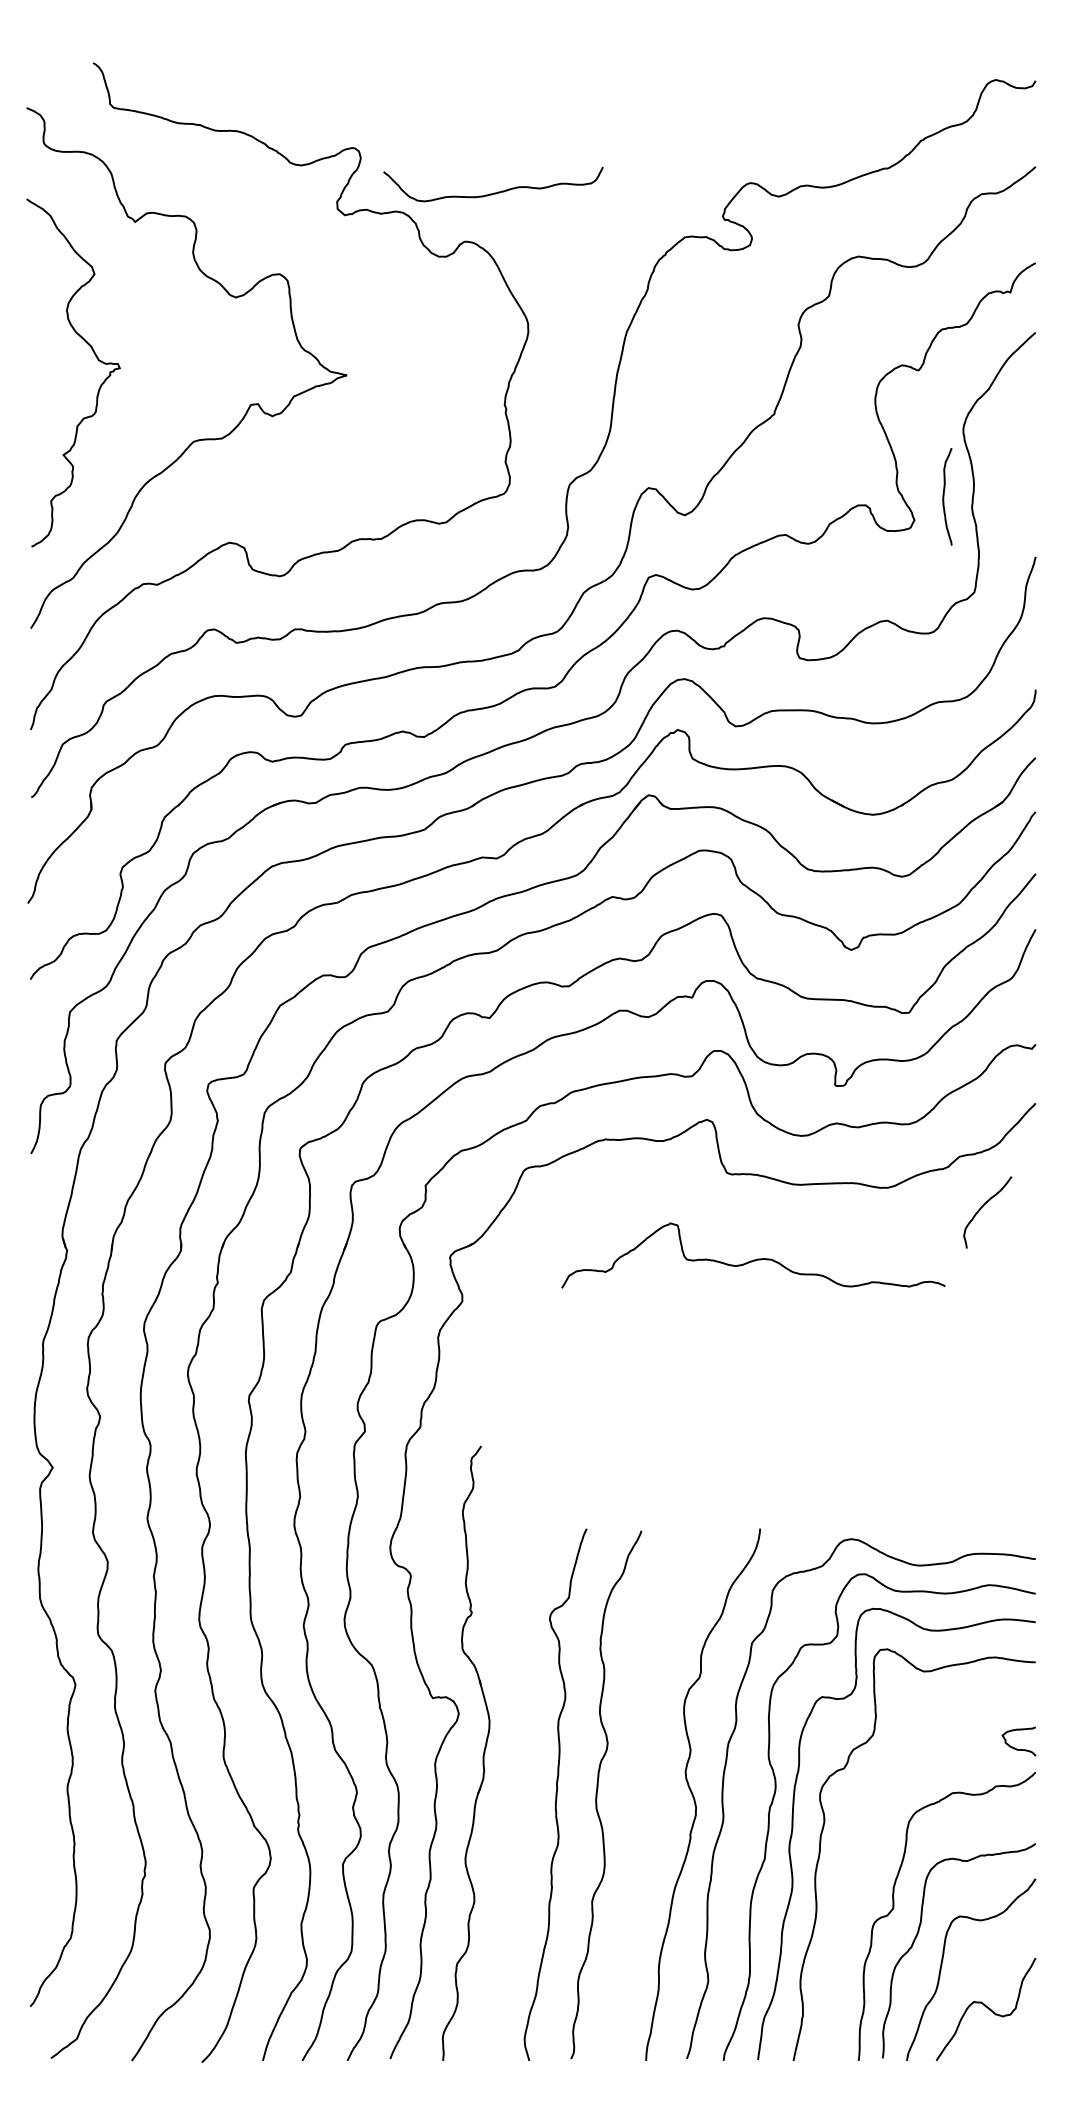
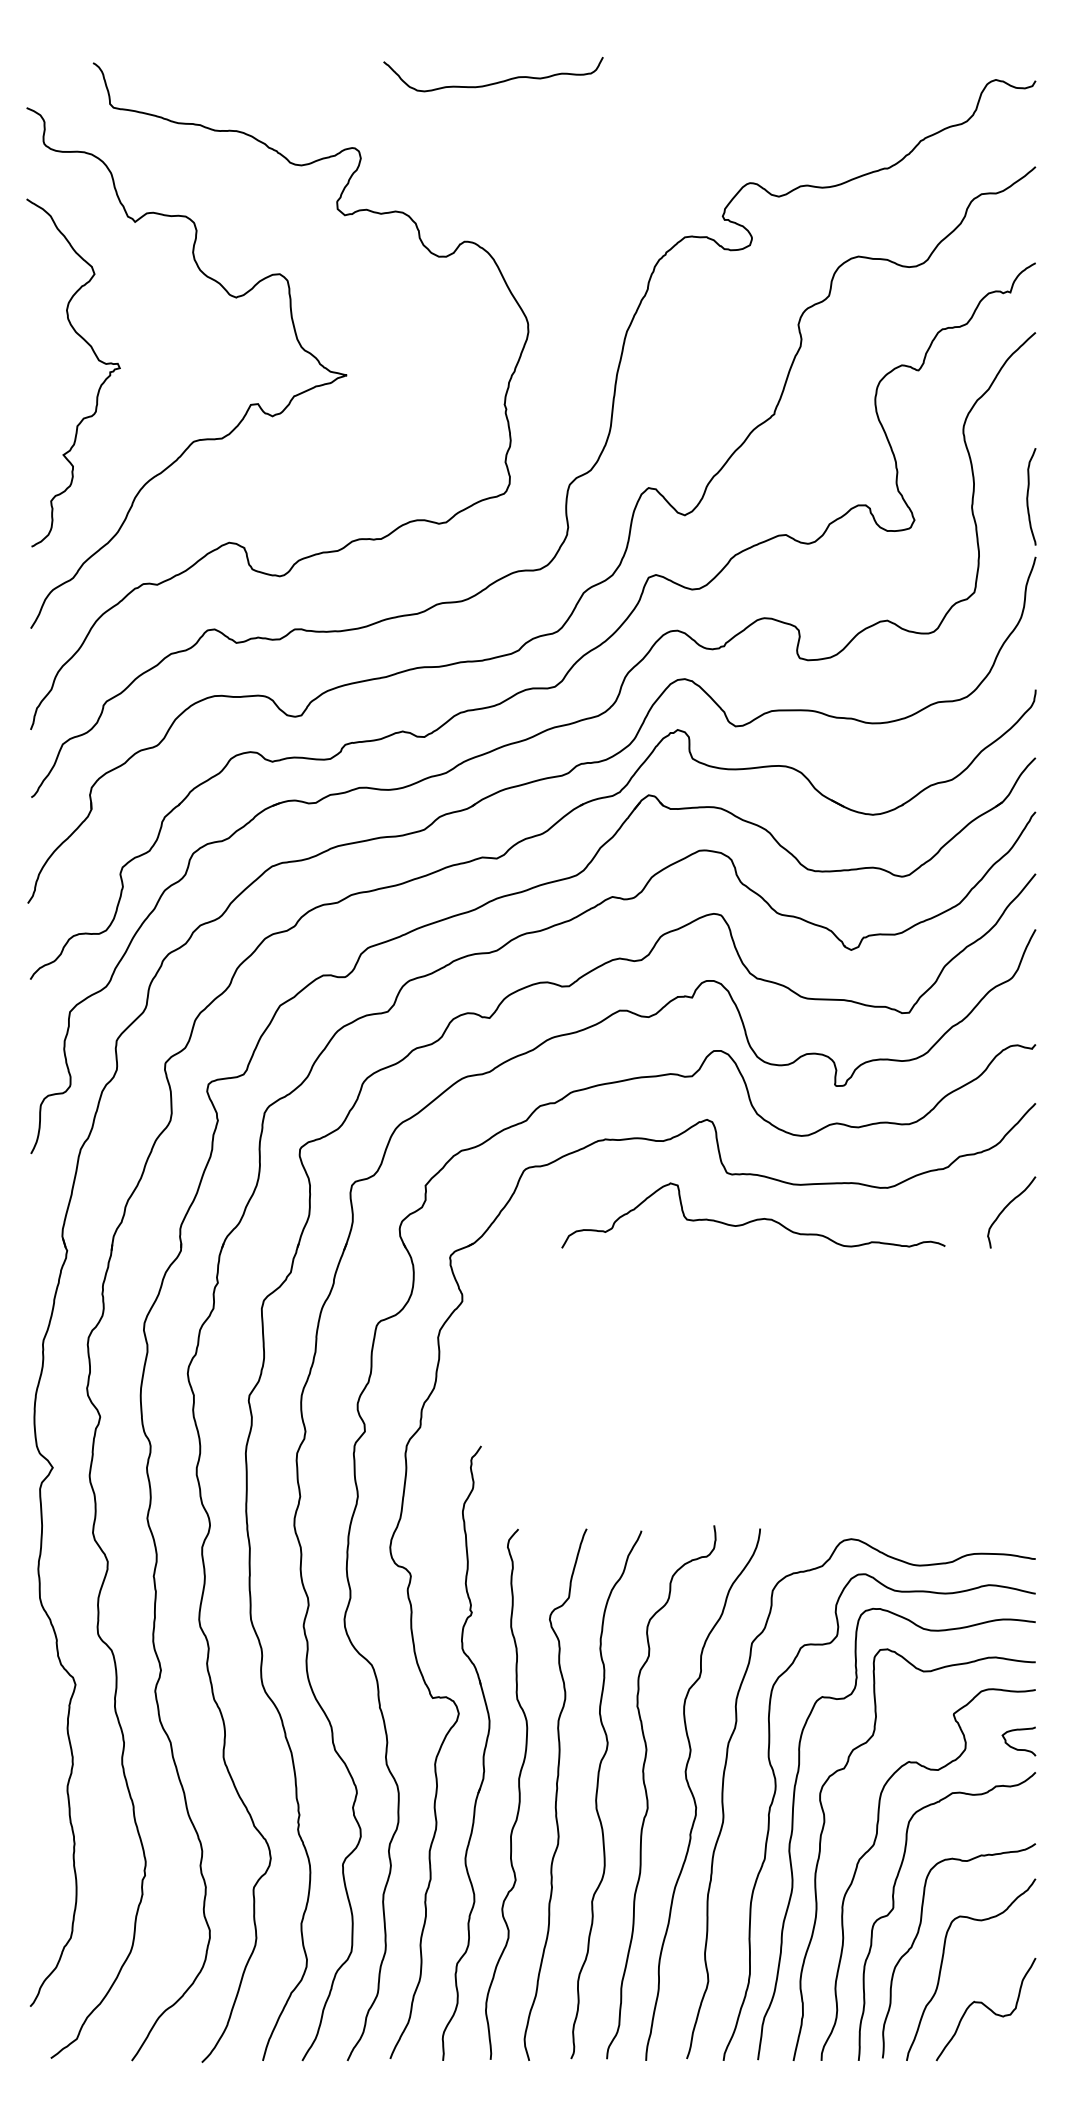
curve position: (494, 192) -> (494, 82) (494, 82)
curve position: (944, 496) -> (1028, 496) (1028, 496)
curve position: (982, 1207) -> (1006, 1207) (1006, 1207)
curve position: (753, 1259) -> (753, 1219) (753, 1219)
curve: none -> present (647, 1792)
curve: none -> present (518, 1793)
curve: none -> present (874, 1845)
